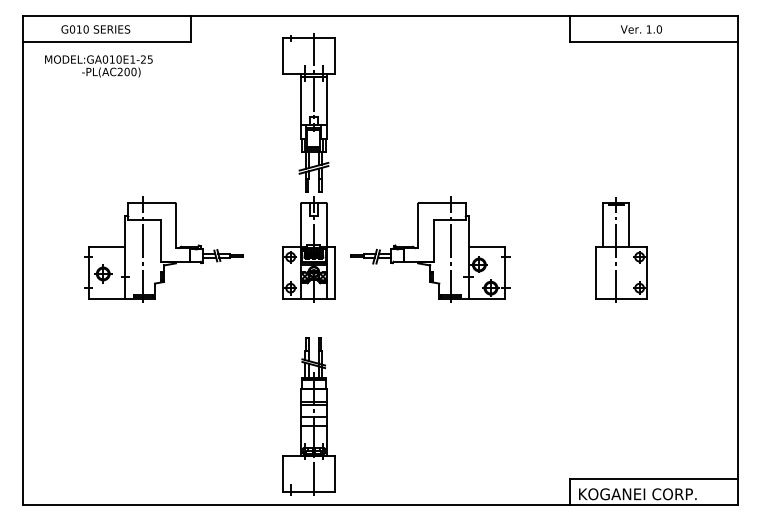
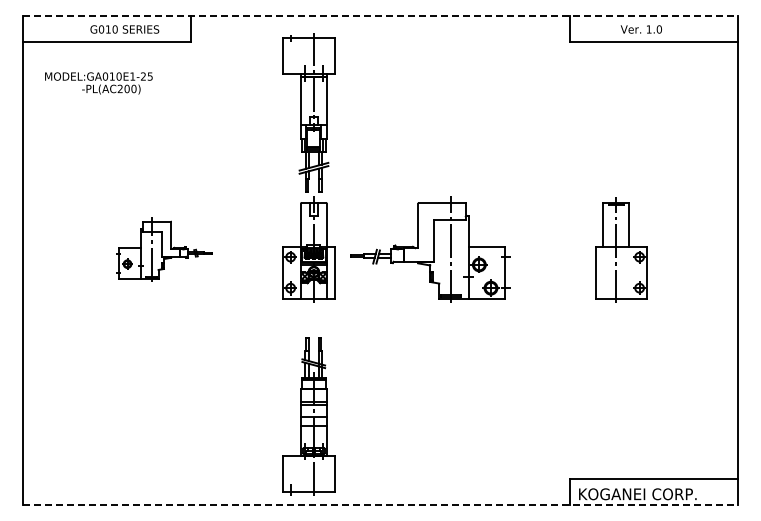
line: solid -> dashed (380, 15)
text position: (95, 29) -> (124, 29) (124, 29)
text position: (98, 66) -> (98, 83) (98, 83)
part size: 160x107 px -> 97x65 px (164, 249)
line: solid -> dashed (380, 505)
